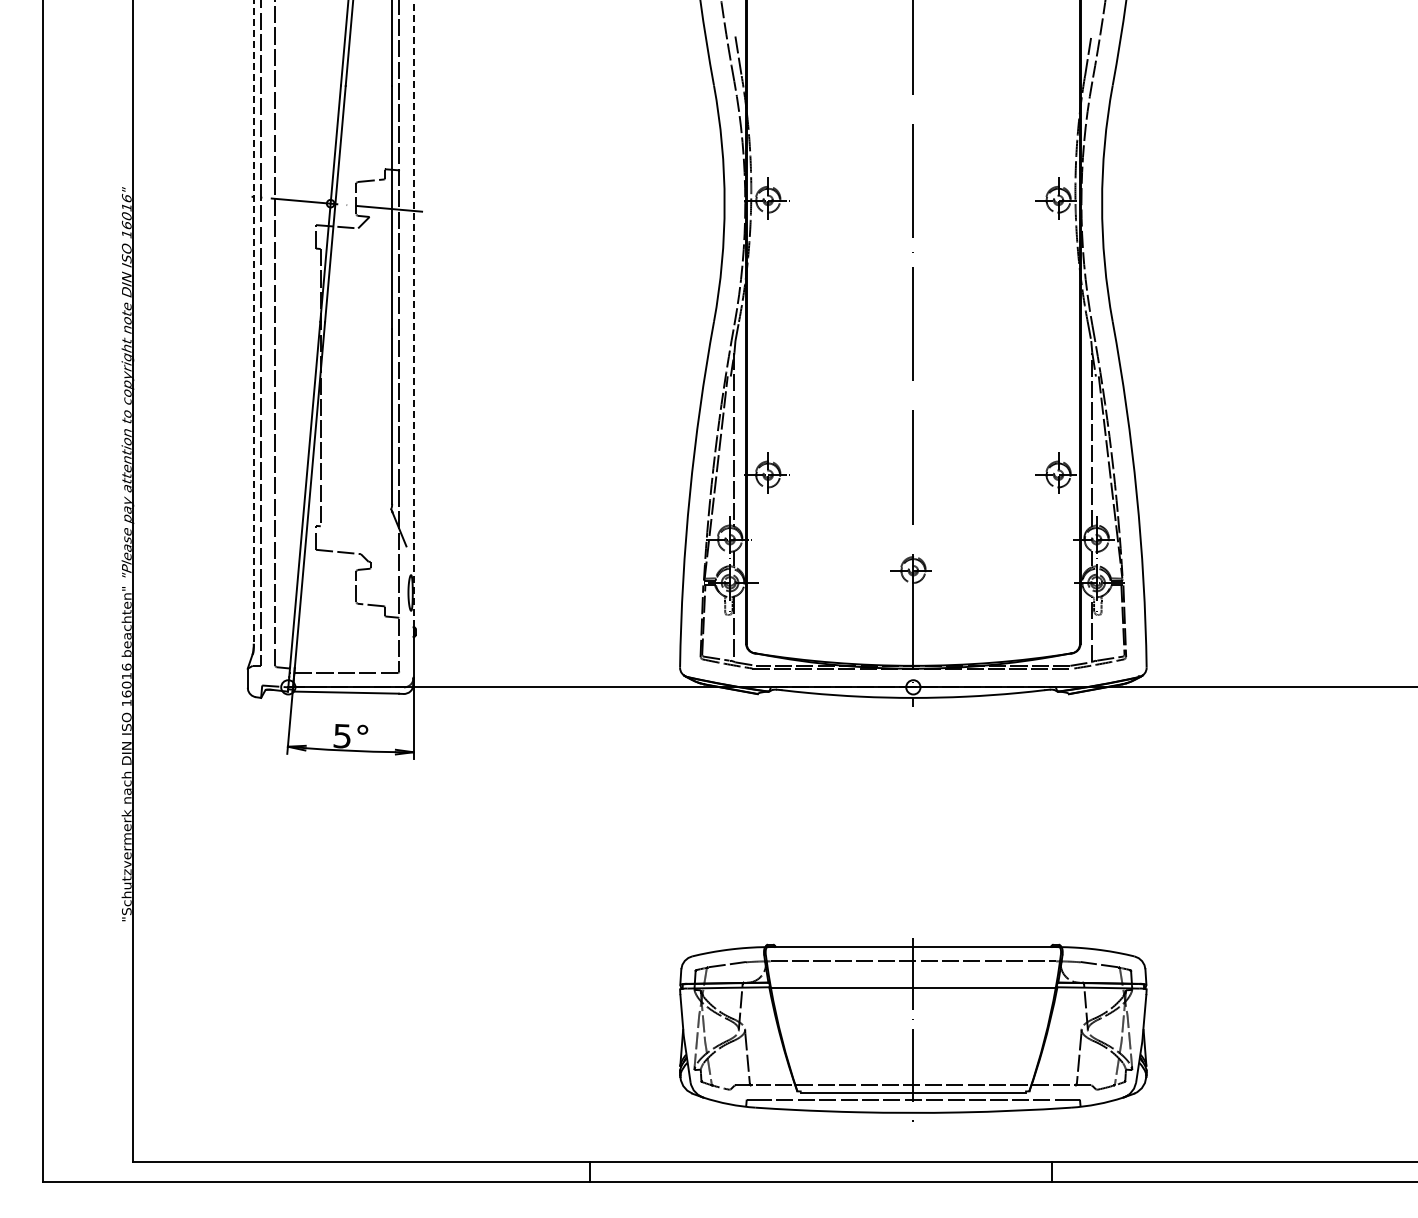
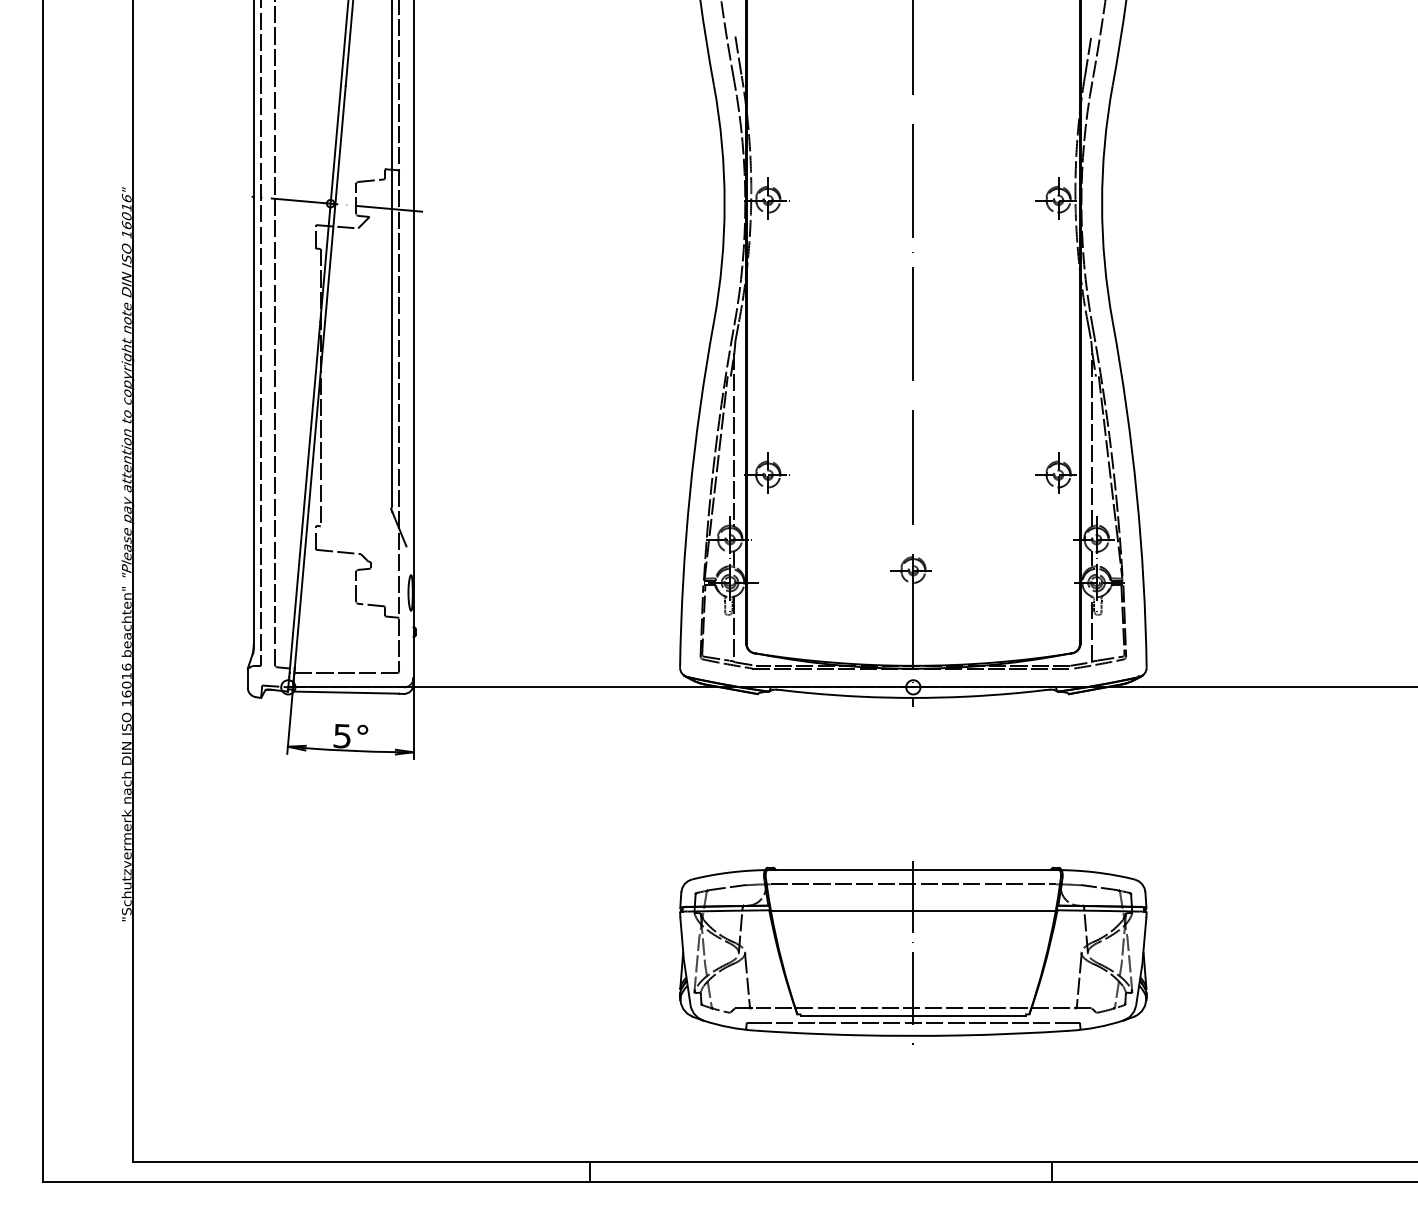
line: dashed -> solid (413, 313)
line: dashed -> solid (253, 322)
part position: (913, 1029) -> (913, 952) (913, 952)
